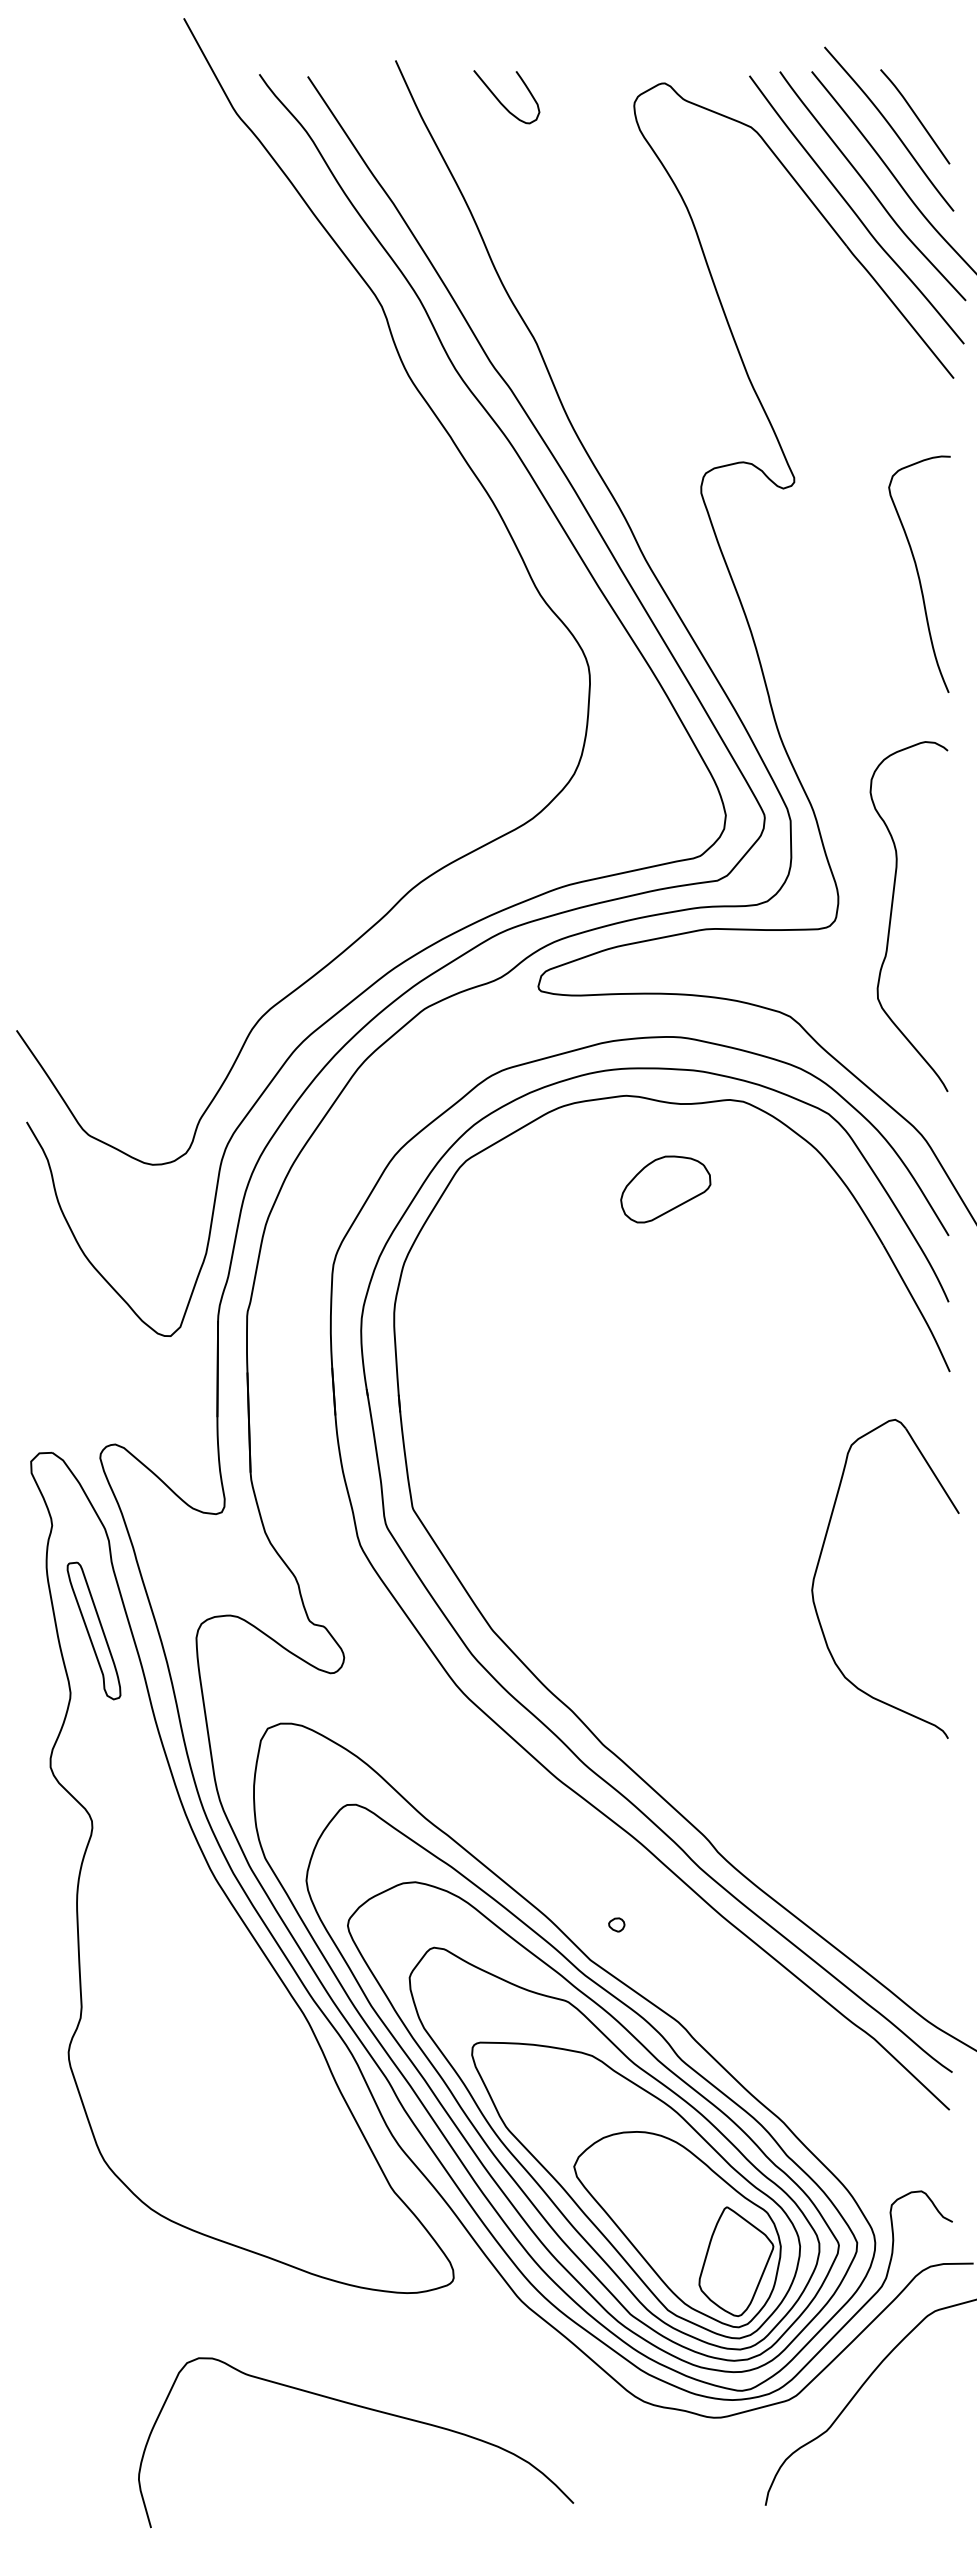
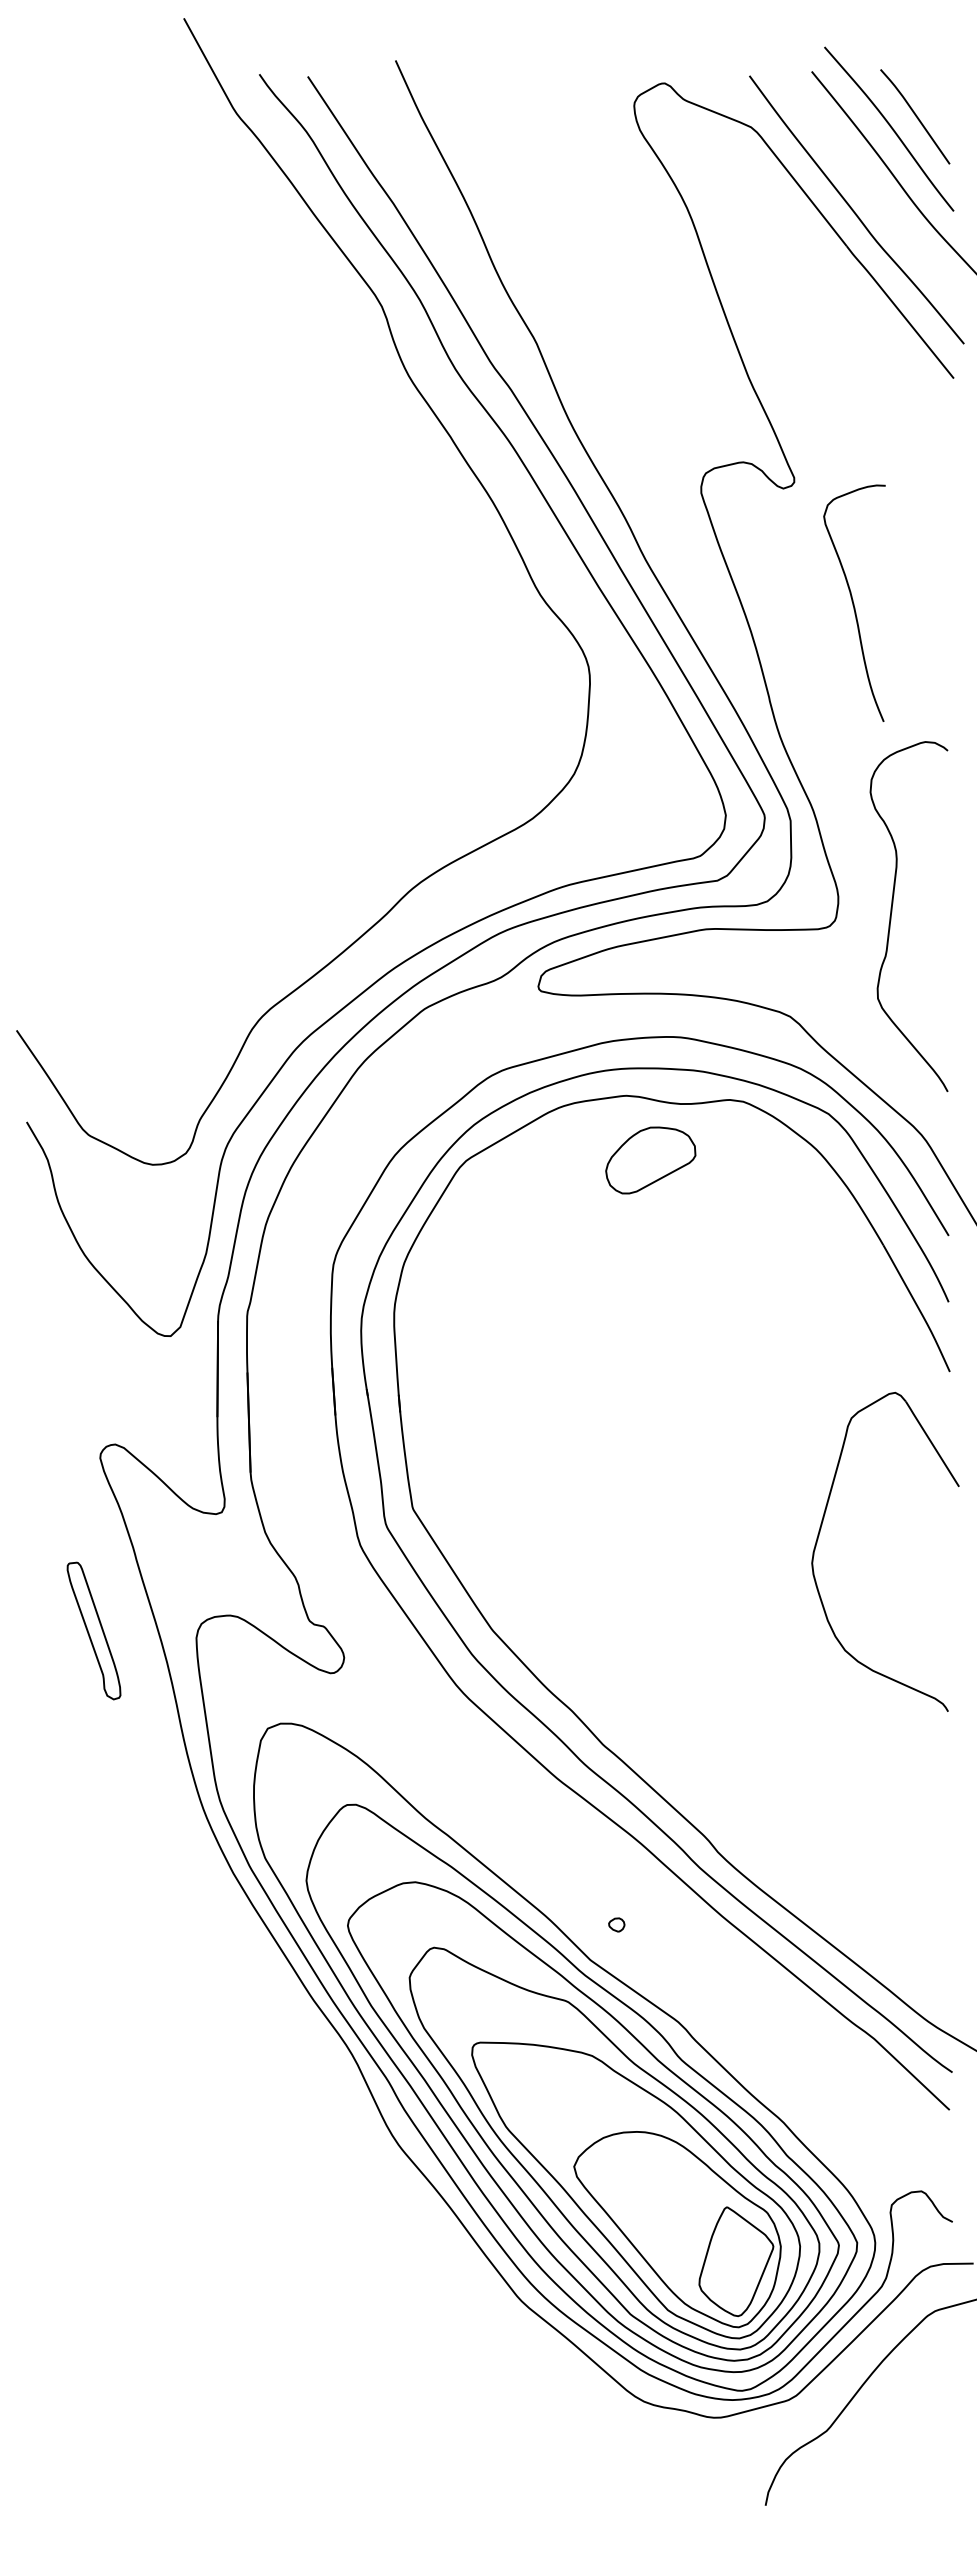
curve: present -> none (501, 102)
curve: present -> none (870, 187)
curve position: (918, 573) -> (853, 602) (853, 602)
part position: (665, 1189) -> (650, 1160) (650, 1160)
part position: (819, 1563) -> (819, 1536) (819, 1536)
part: present -> none (222, 1887)
curve: present -> none (363, 2408)
